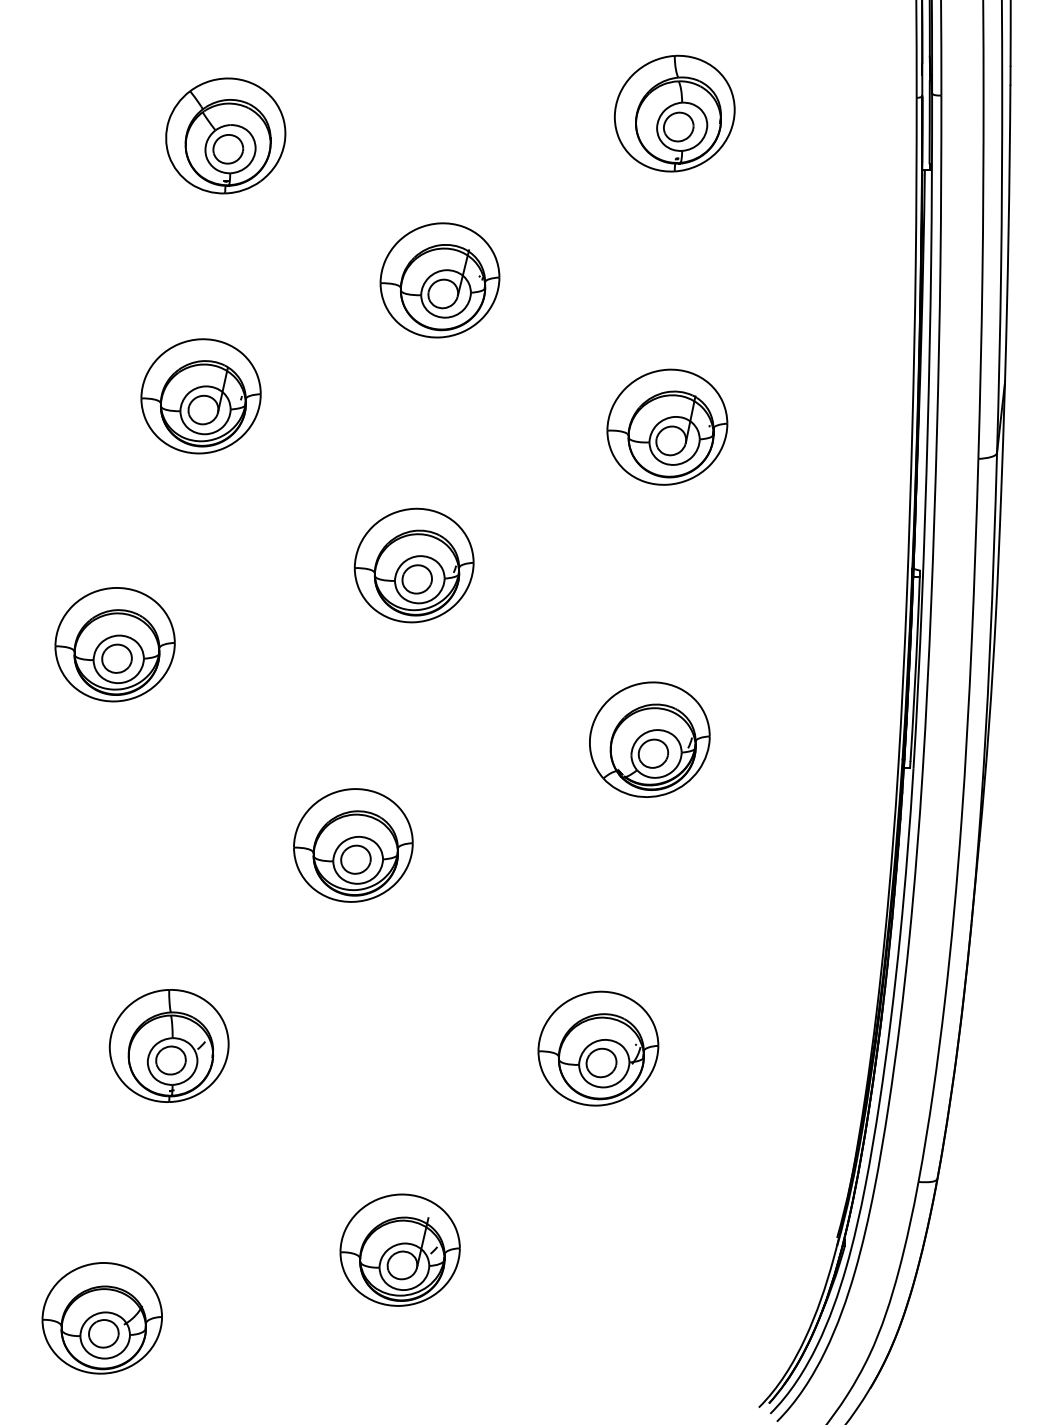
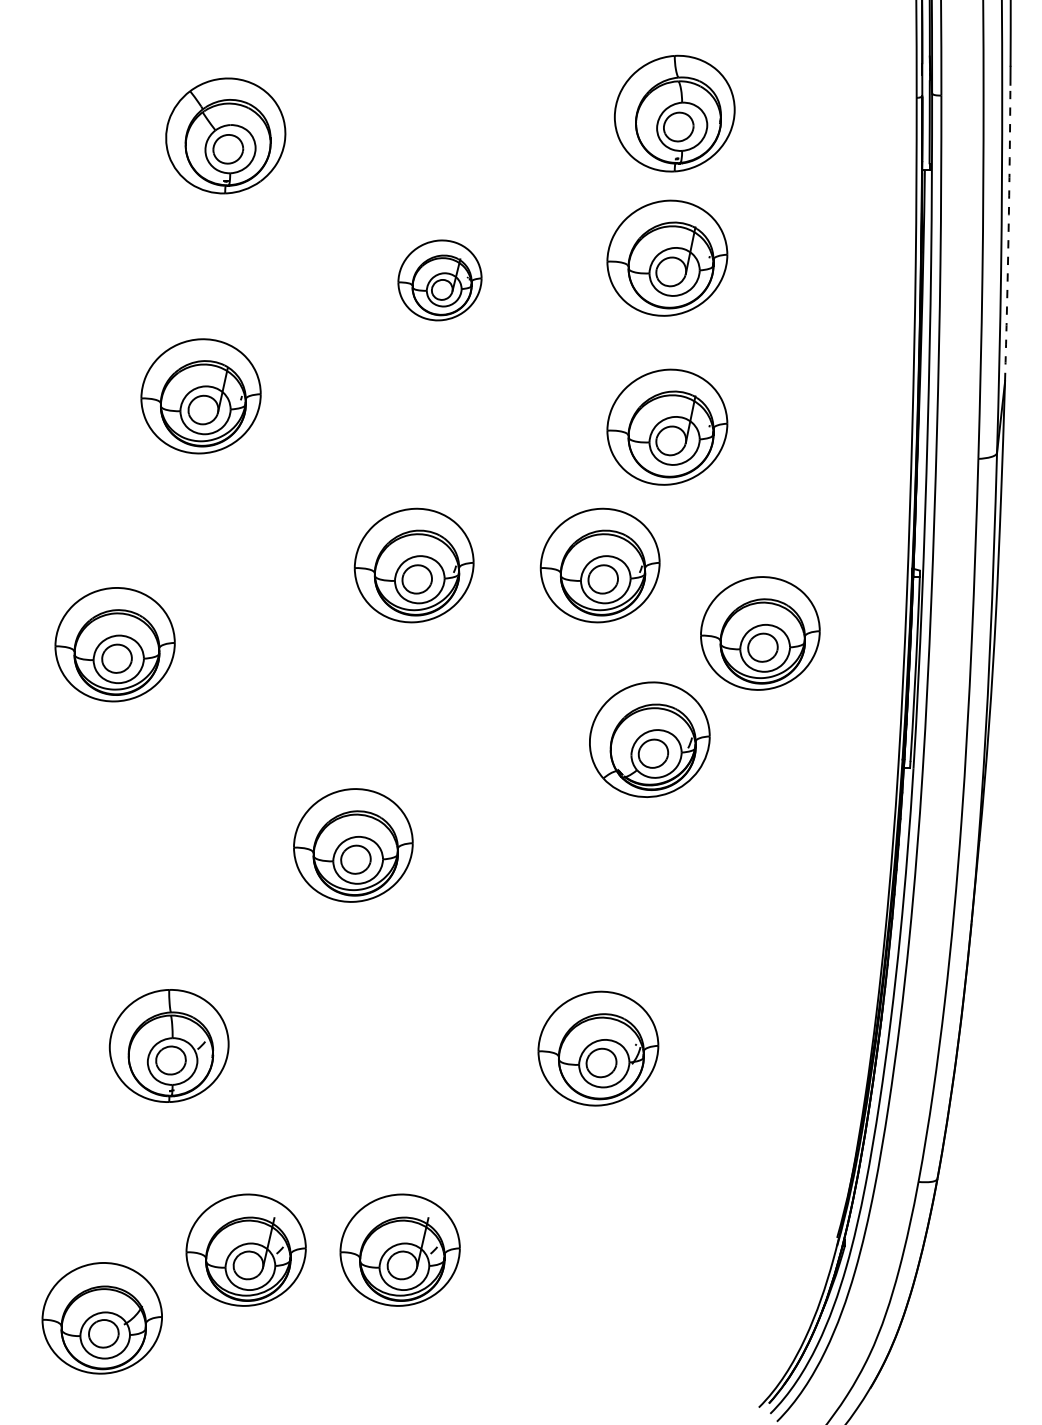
arc: solid -> dashed (1008, 232)
part: none -> present (667, 257)
part size: 122x117 px -> 86x83 px (439, 280)
part: none -> present (599, 565)
part: none -> present (760, 633)
part: none -> present (245, 1249)
